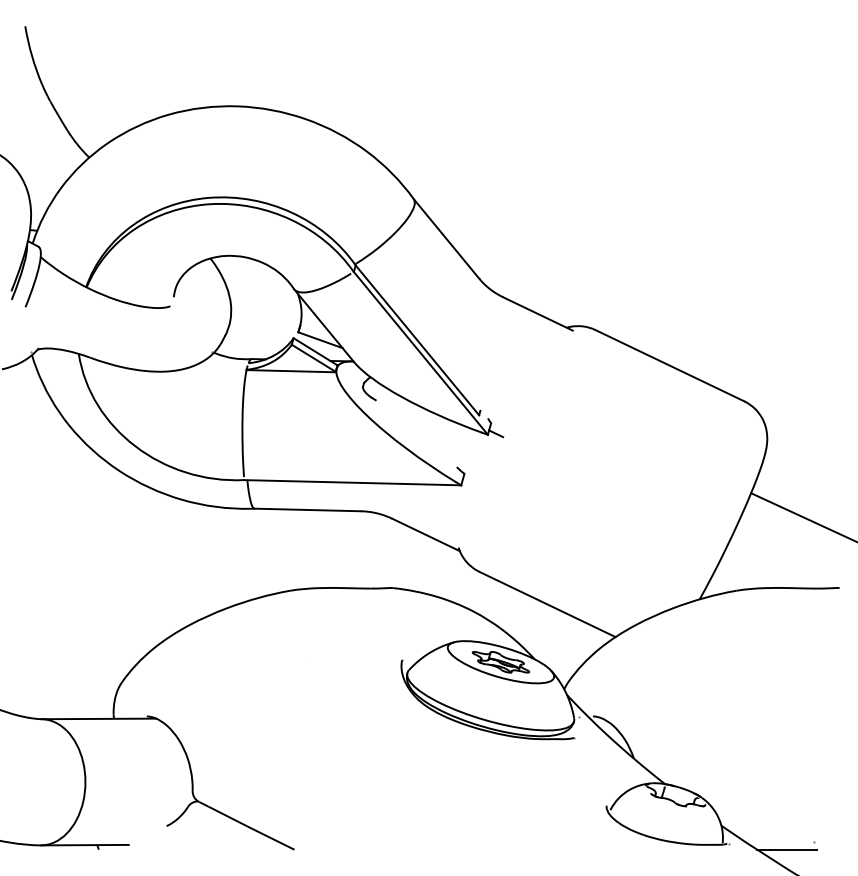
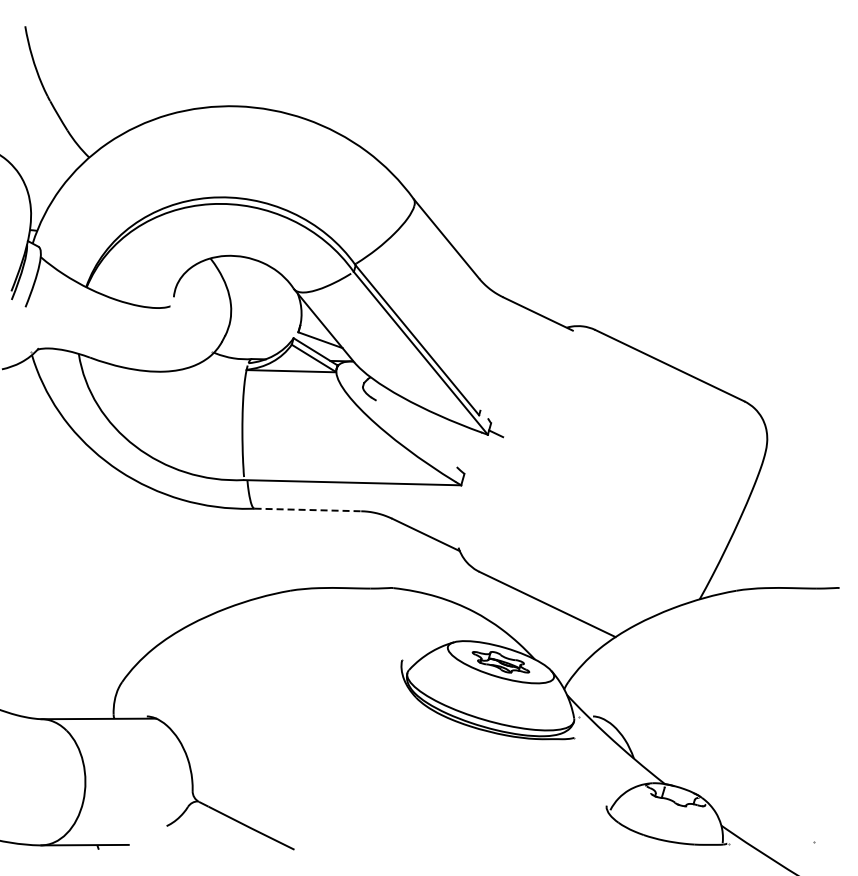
line: solid -> dashed (308, 509)
line: present -> none (802, 516)
line: present -> none (787, 849)
